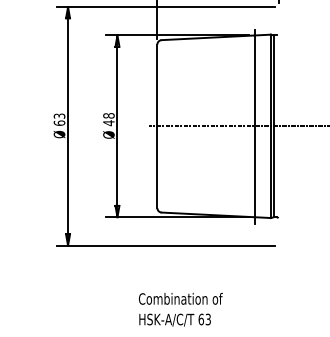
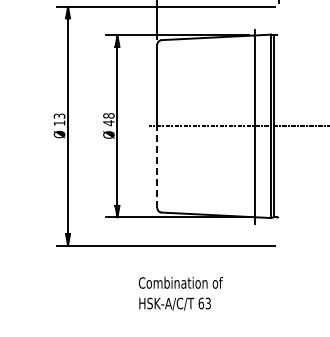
text: 63 -> 13 (59, 122)
line: solid -> dashed (157, 167)
text position: (180, 309) -> (180, 293) (180, 293)
